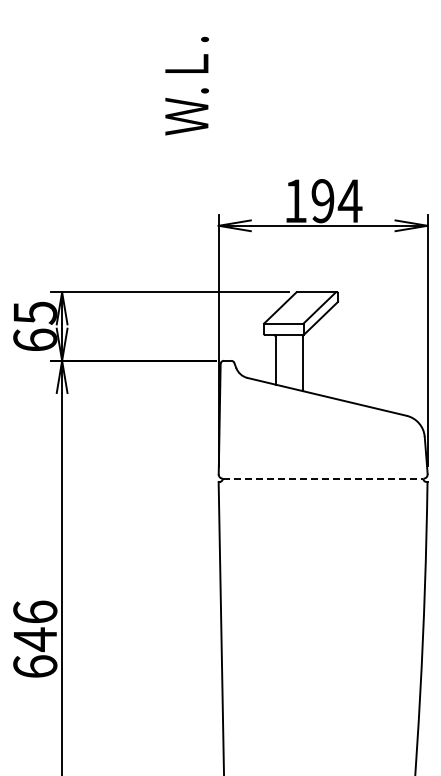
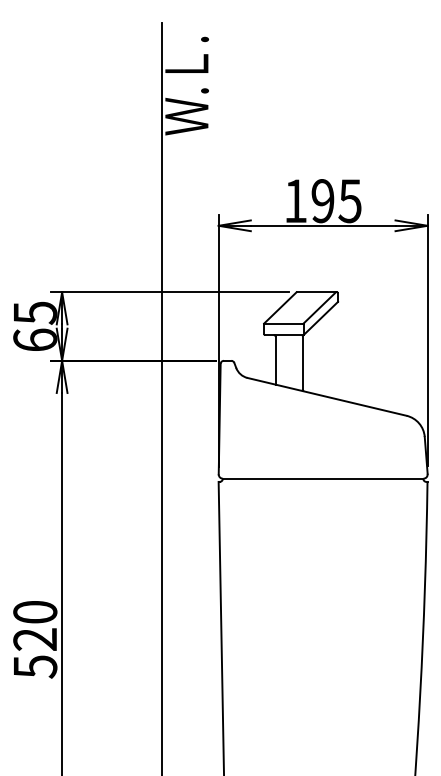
text: 194 -> 195 (349, 201)
line: none -> present (162, 397)
line: dashed -> solid (323, 478)
text: 646 -> 520 (35, 639)
